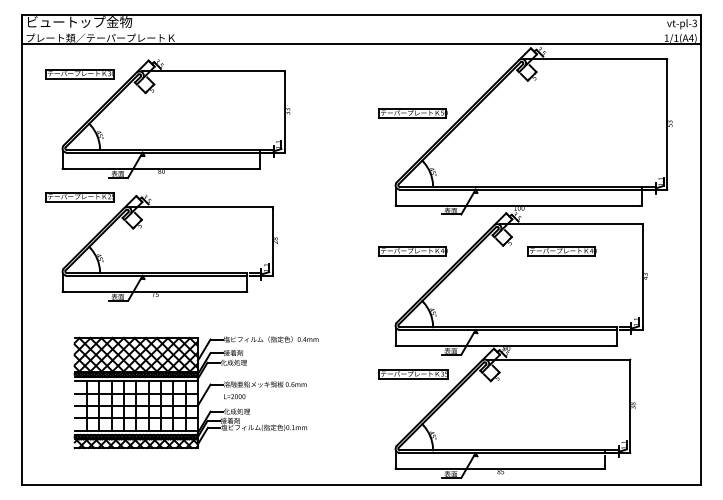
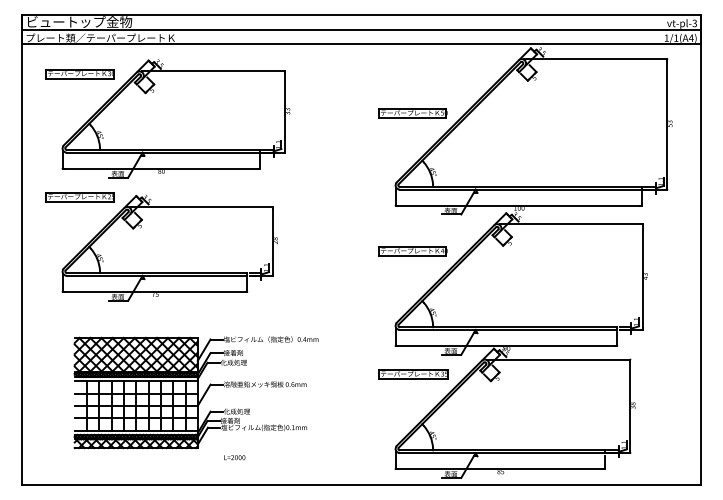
line: none -> present (361, 29)
part: present -> none (561, 251)
text position: (234, 396) -> (234, 457) (234, 457)
